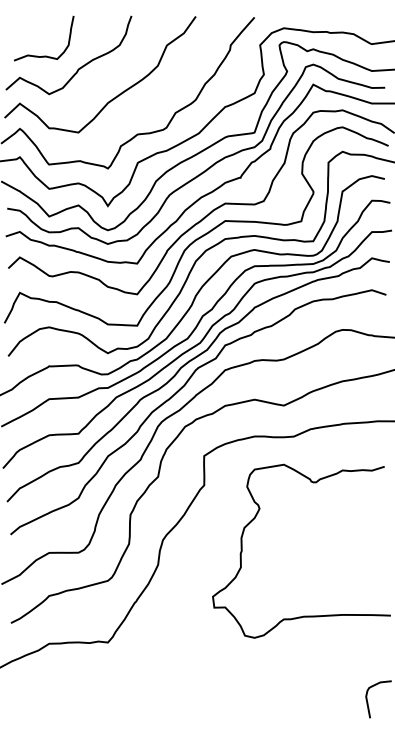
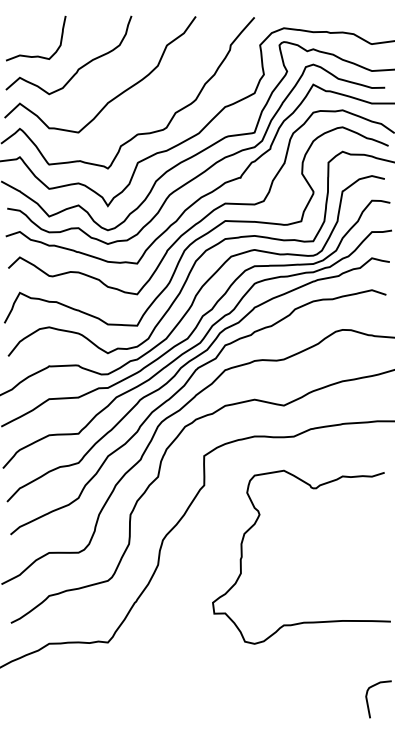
curve position: (44, 55) -> (36, 55) (36, 55)
curve position: (255, 518) -> (255, 524) (255, 524)
